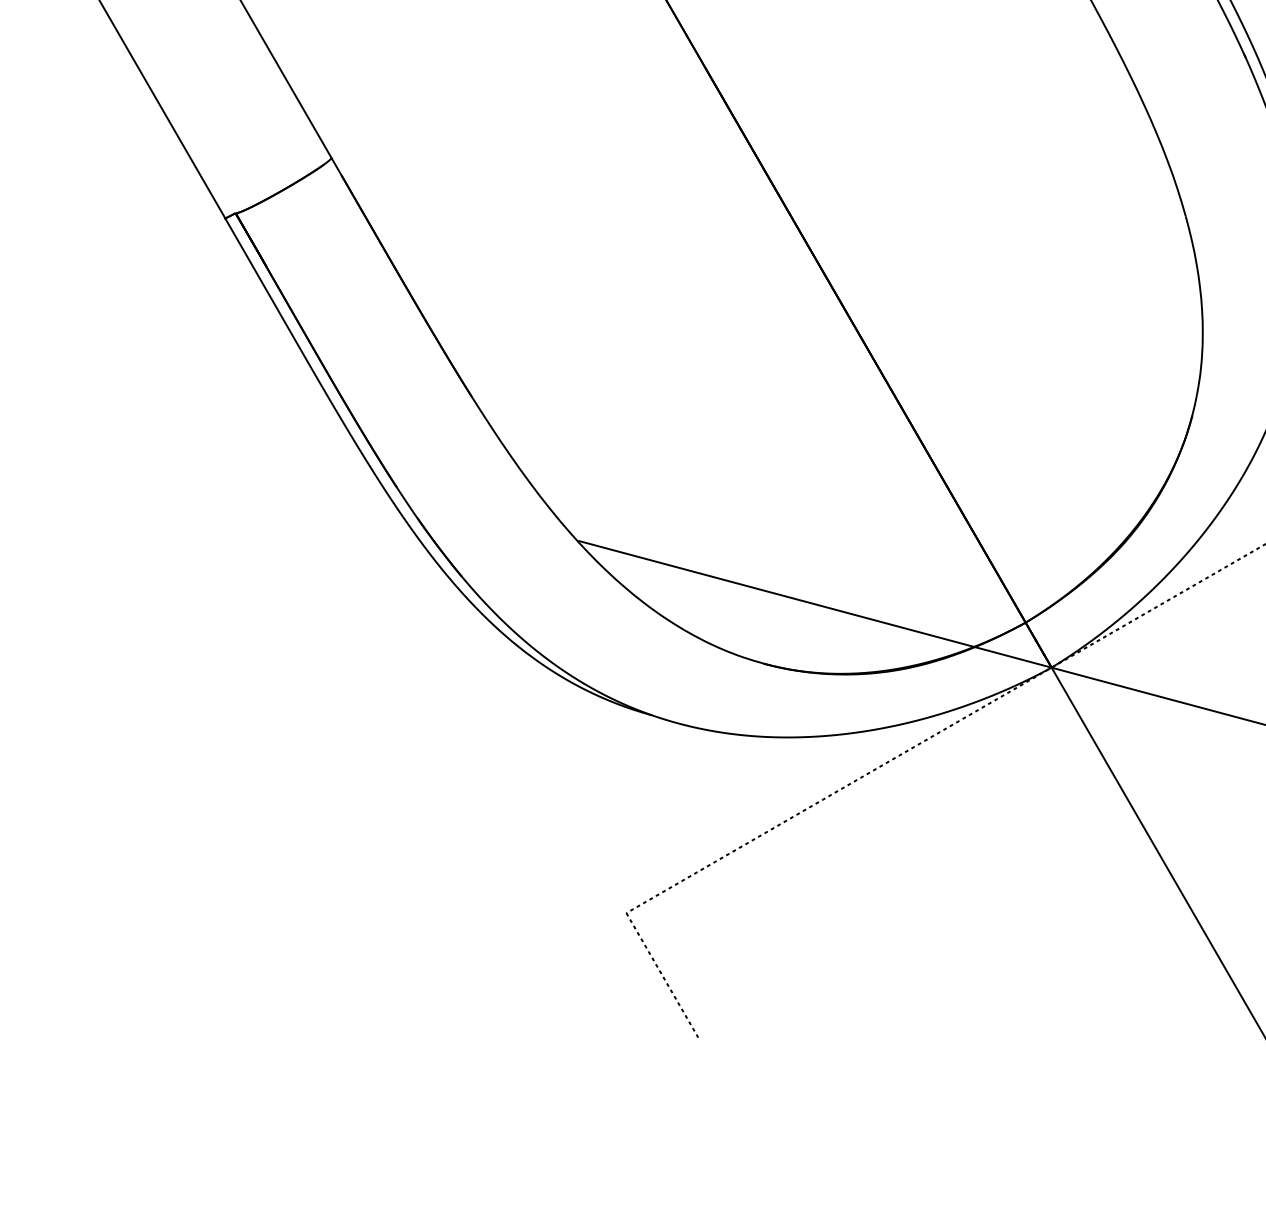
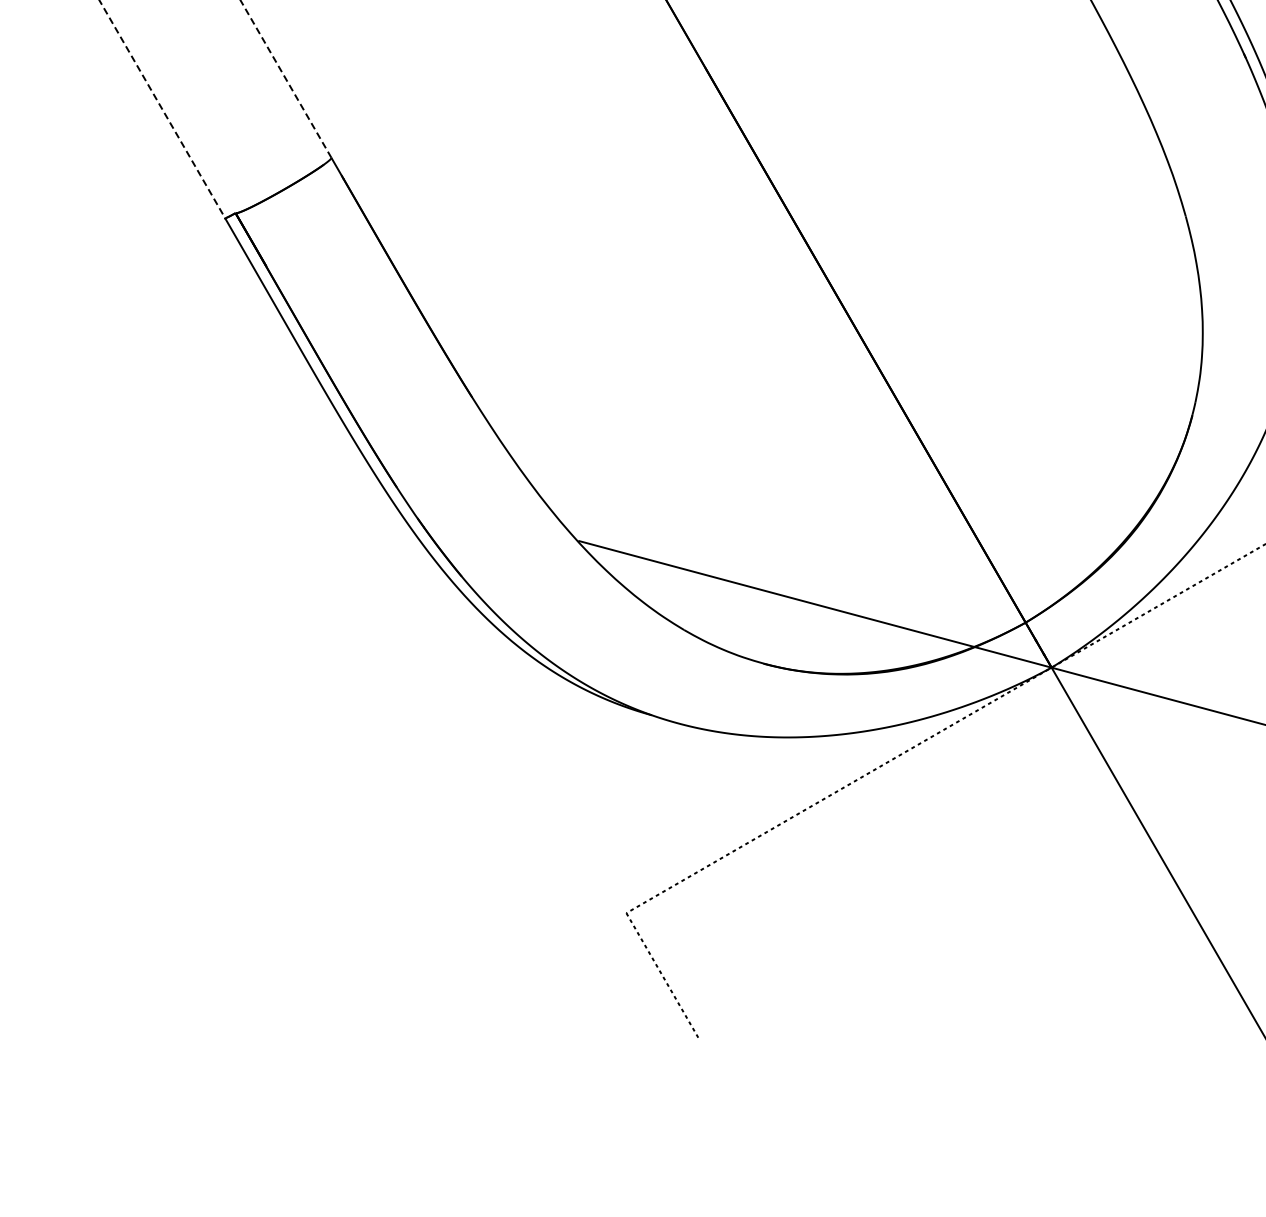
line: solid -> dashed (285, 79)
line: solid -> dashed (162, 109)
